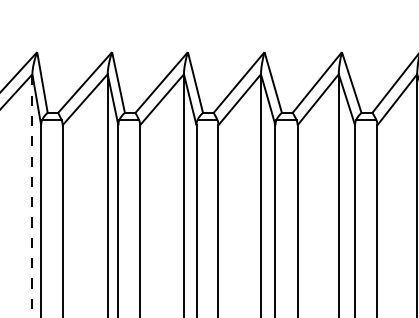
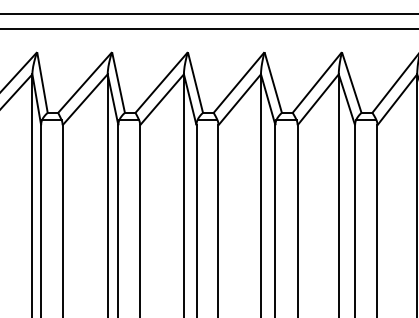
line: none -> present (208, 14)
line: none -> present (208, 29)
line: dashed -> solid (32, 195)
